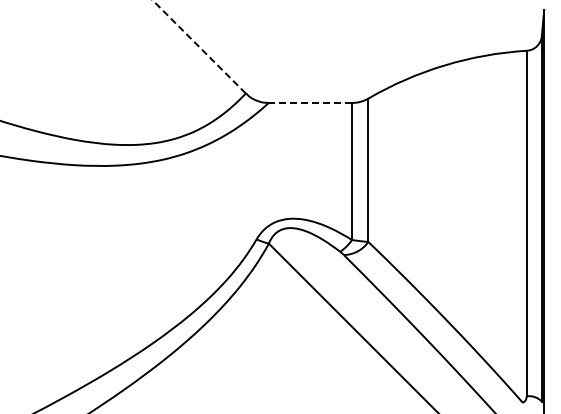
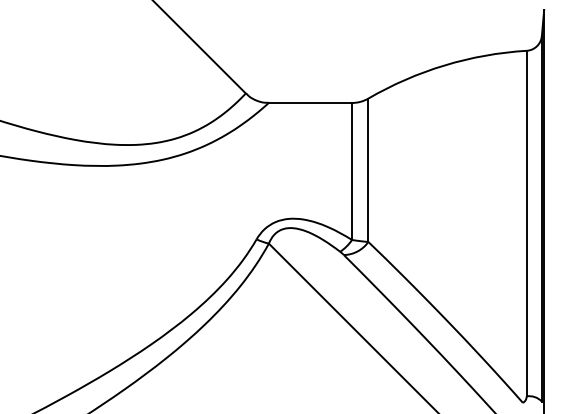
line: dashed -> solid (199, 46)
line: dashed -> solid (310, 102)
